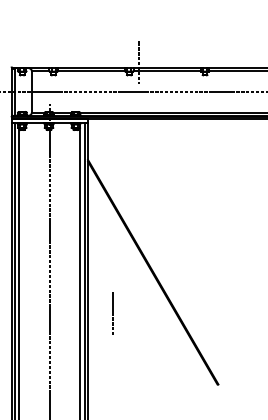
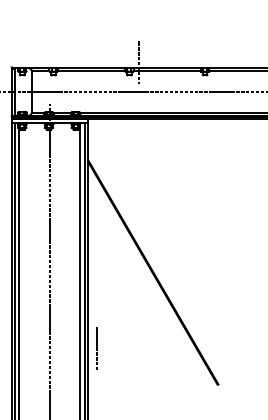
line position: (112, 313) -> (96, 348) (96, 348)
